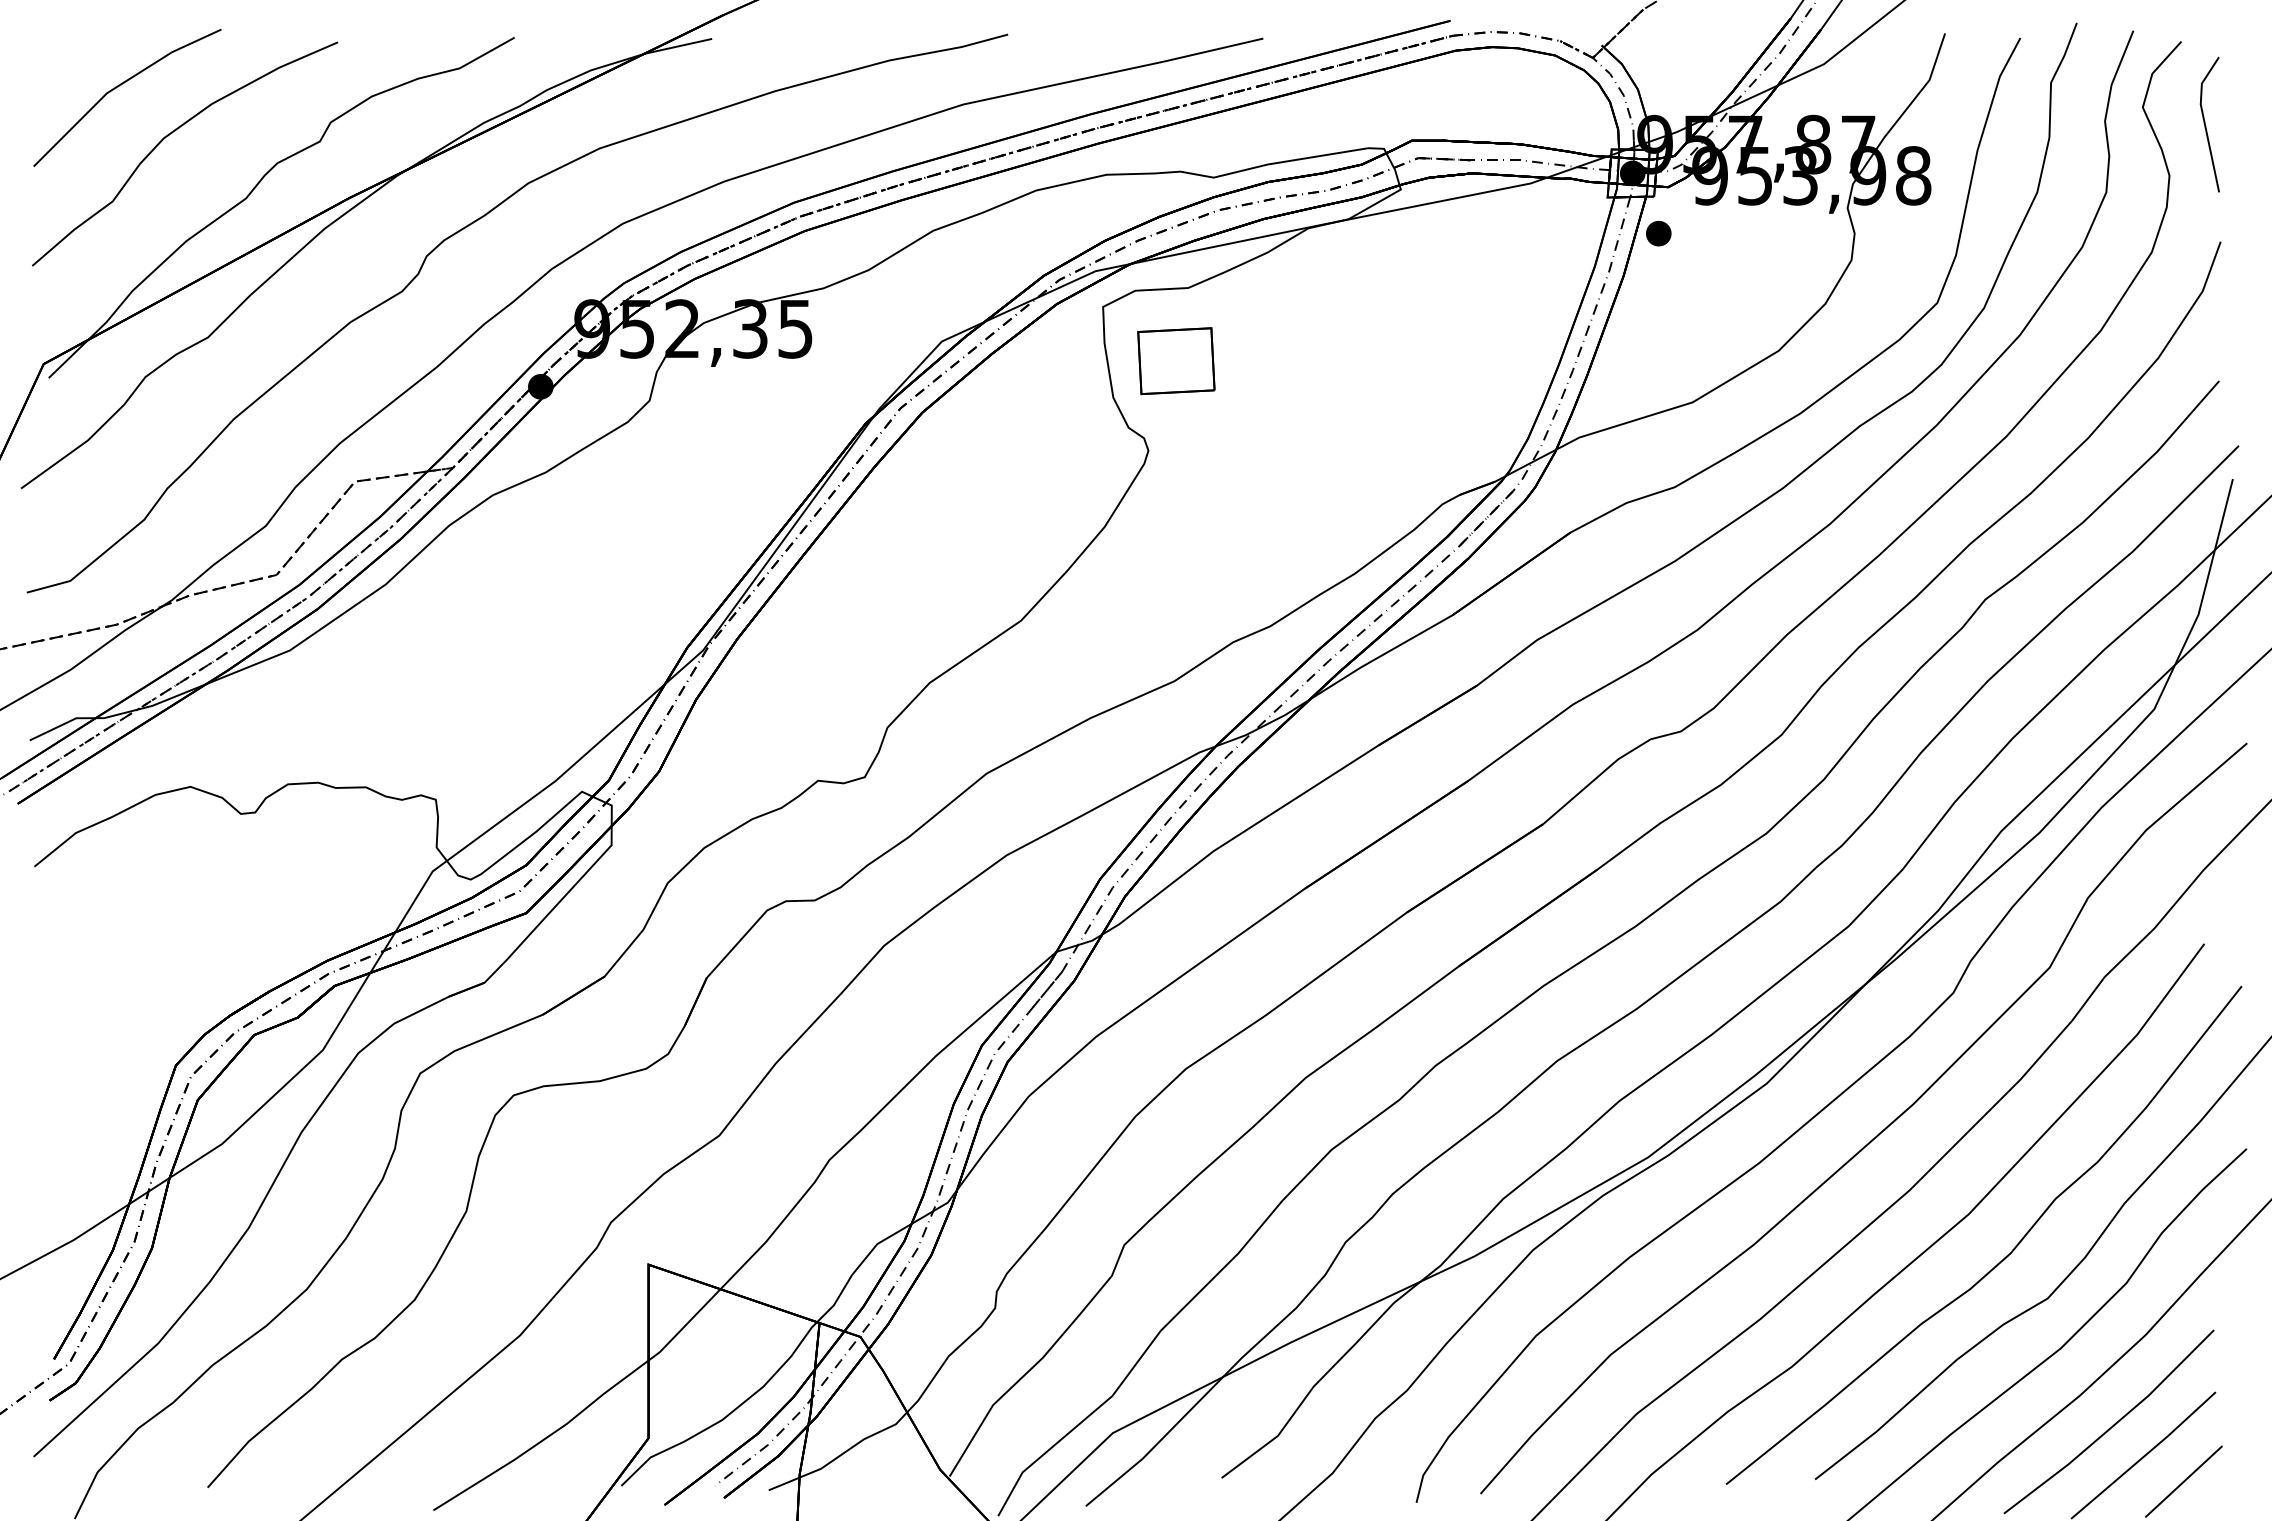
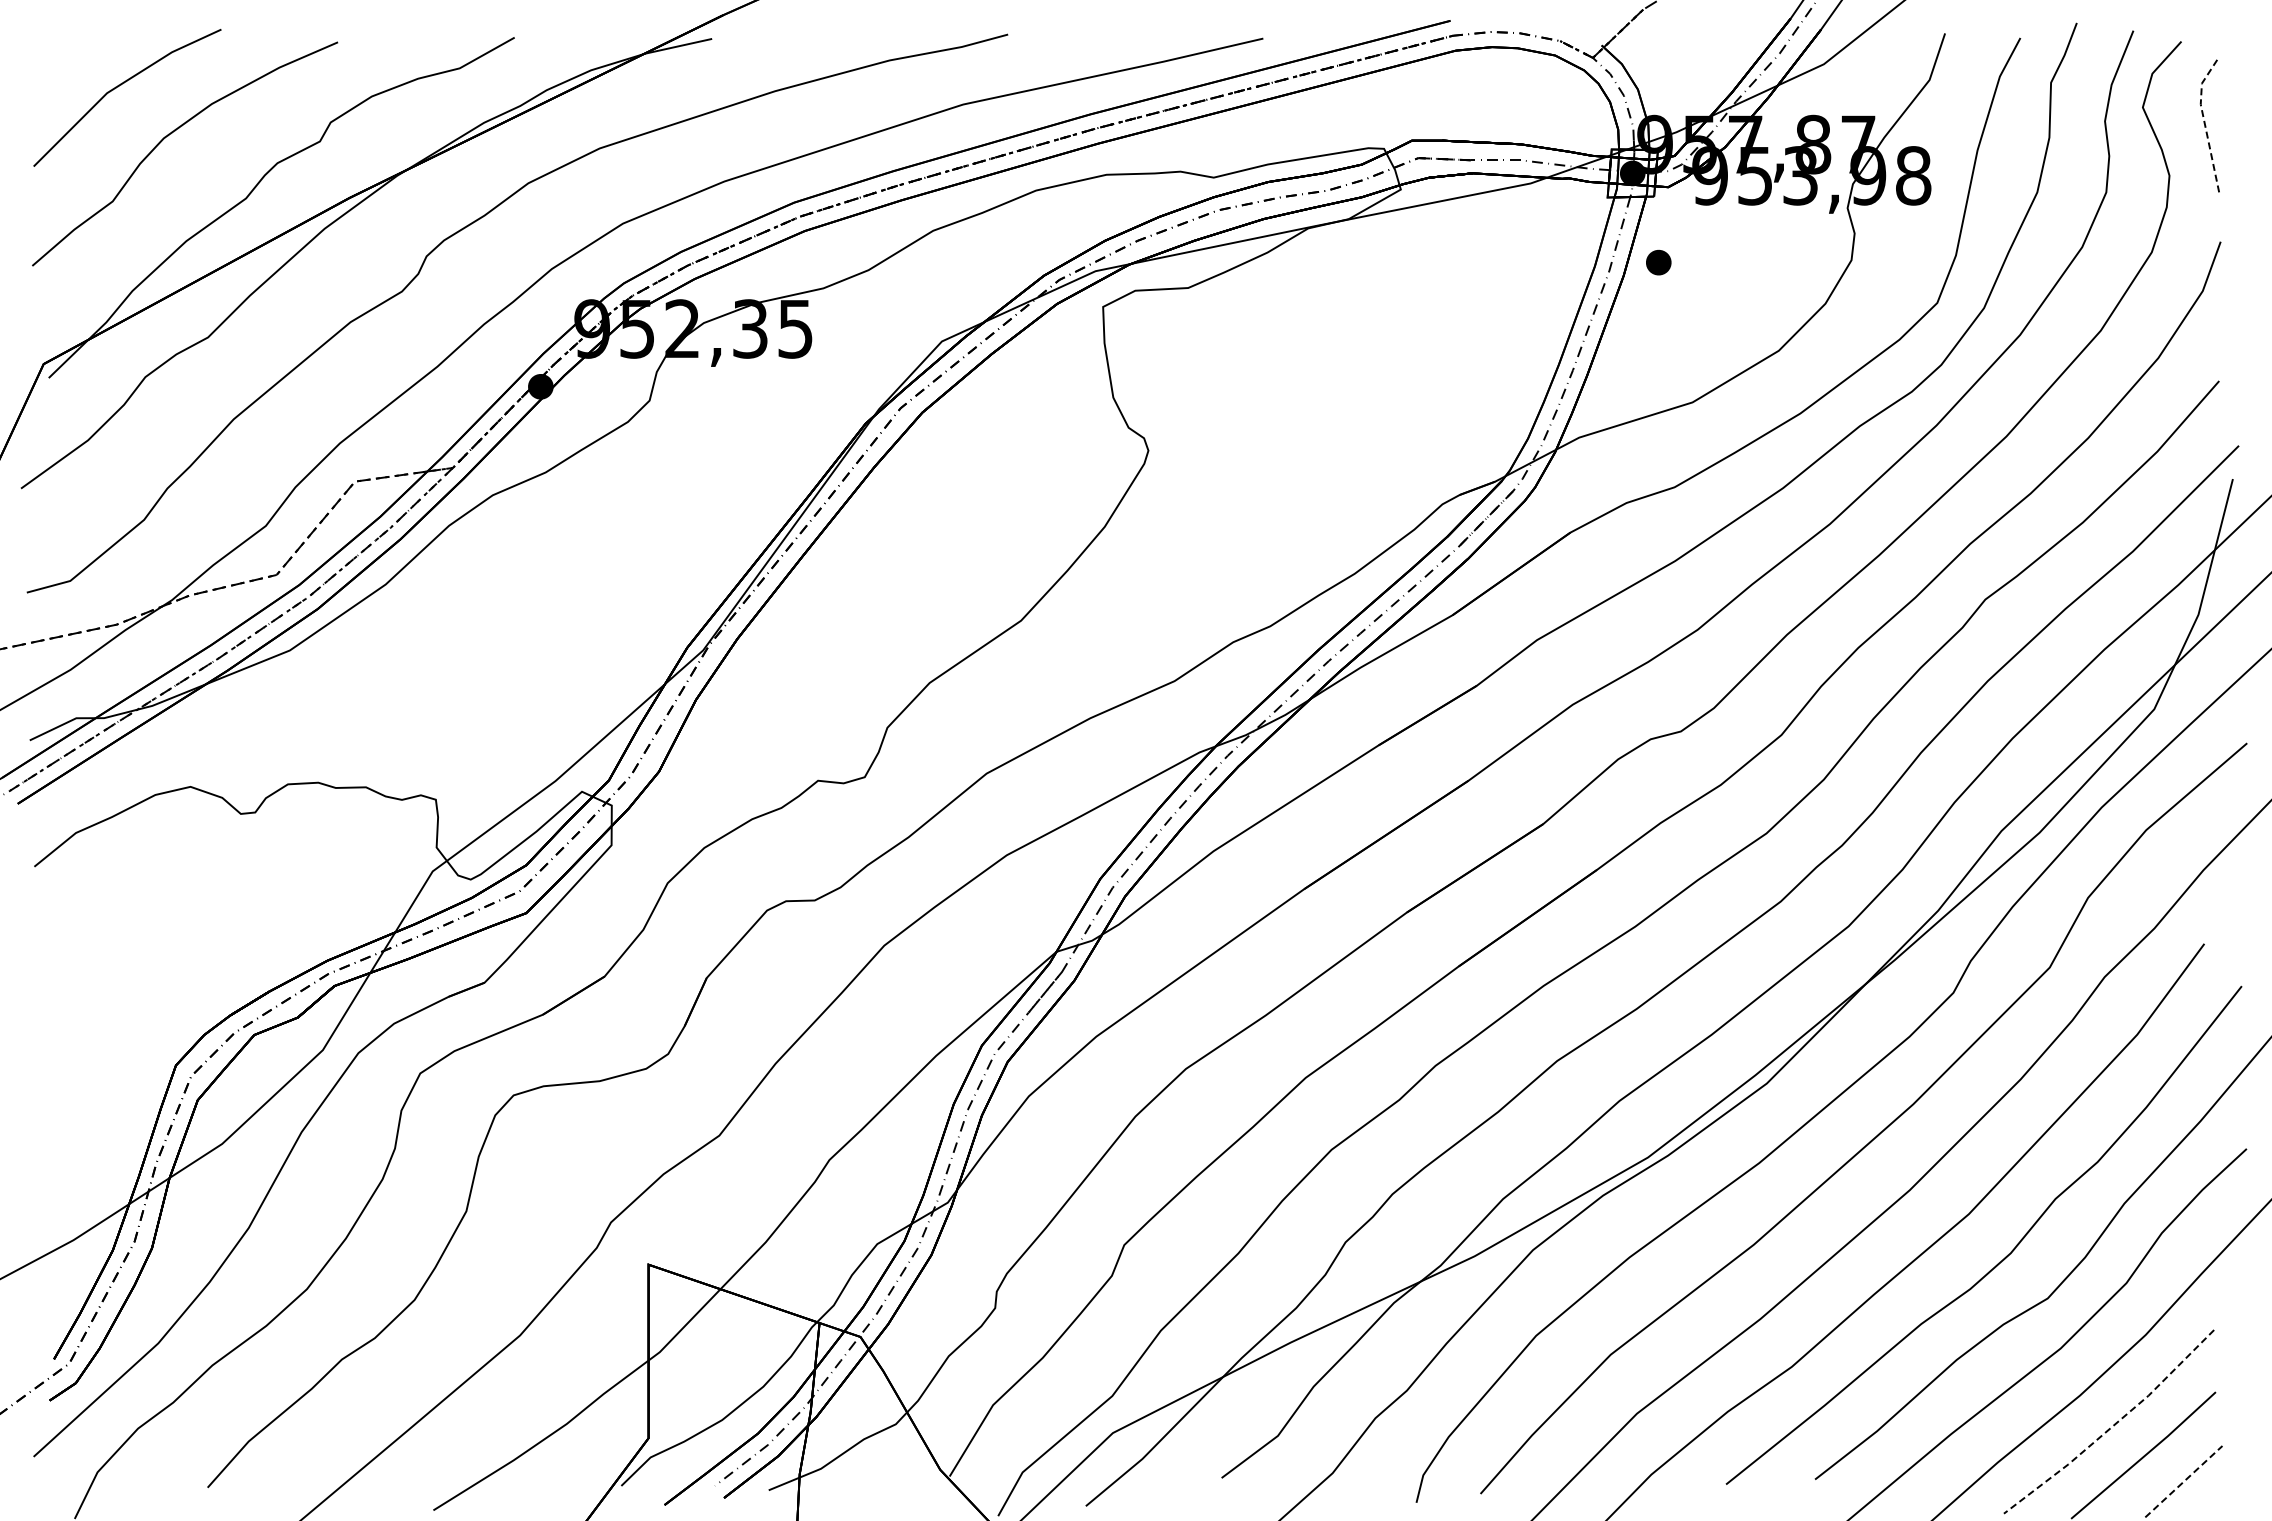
line: solid -> dashed (2204, 121)
part position: (1658, 233) -> (1658, 262) (1658, 262)
part: present -> none (1176, 361)
line: solid -> dashed (2112, 1426)
line: solid -> dashed (2183, 1481)
